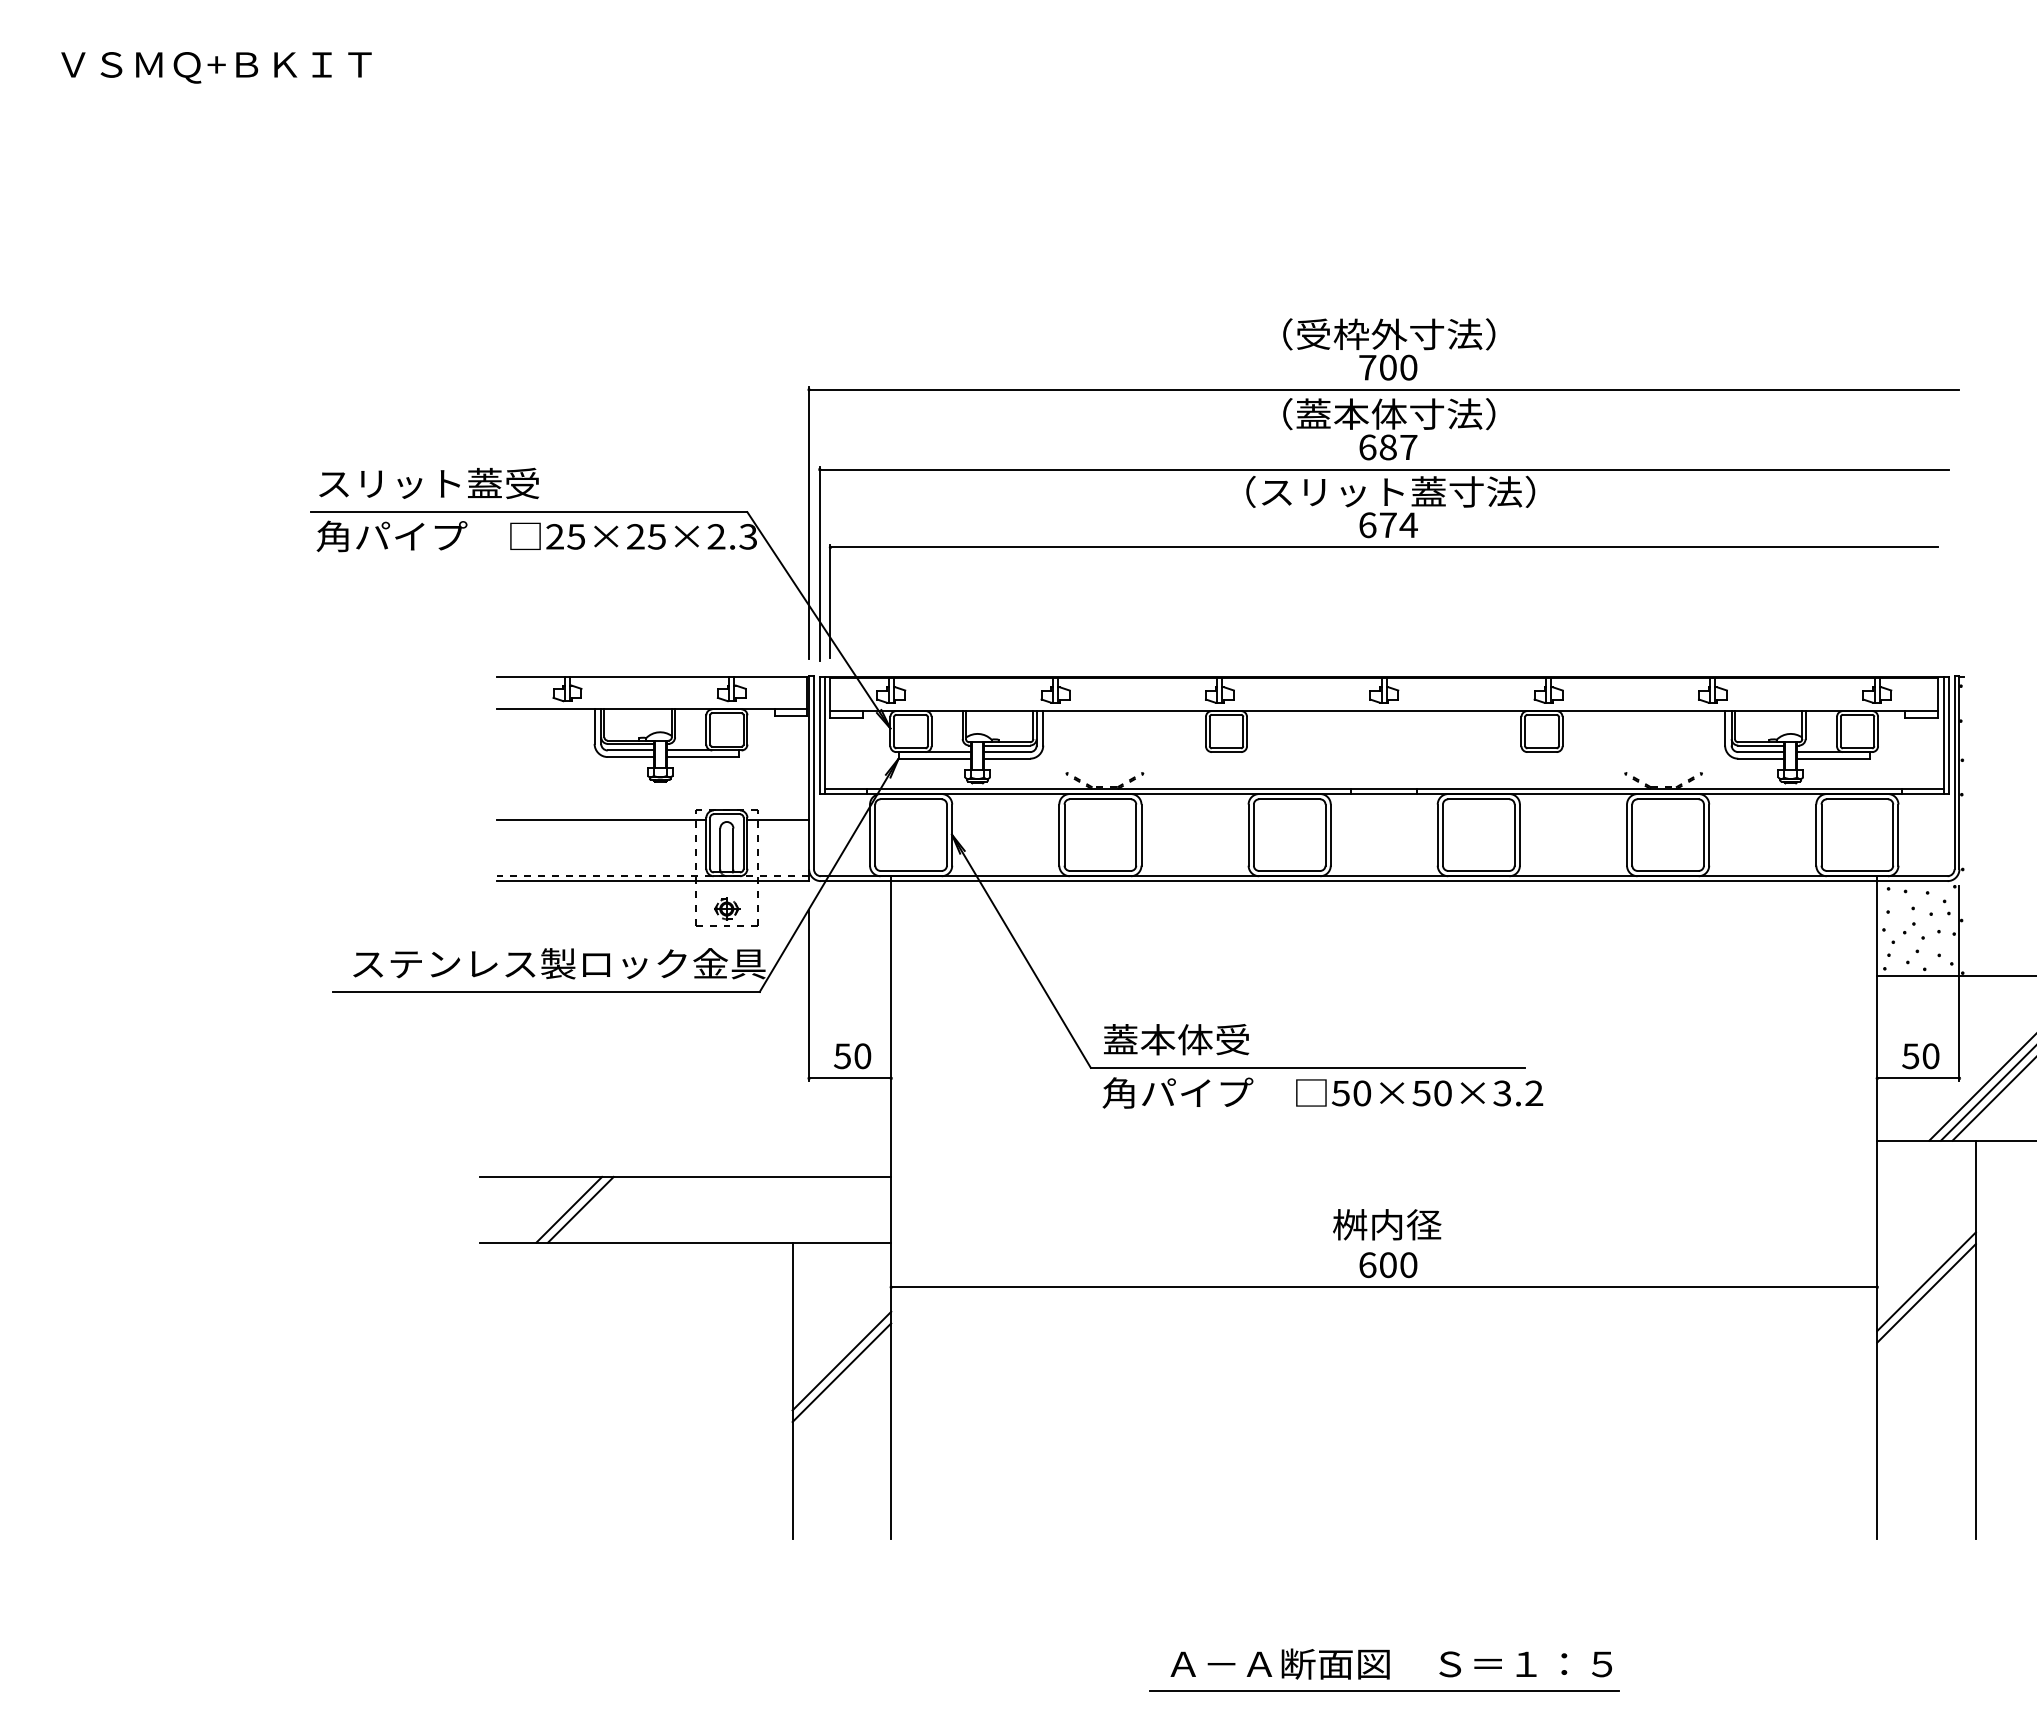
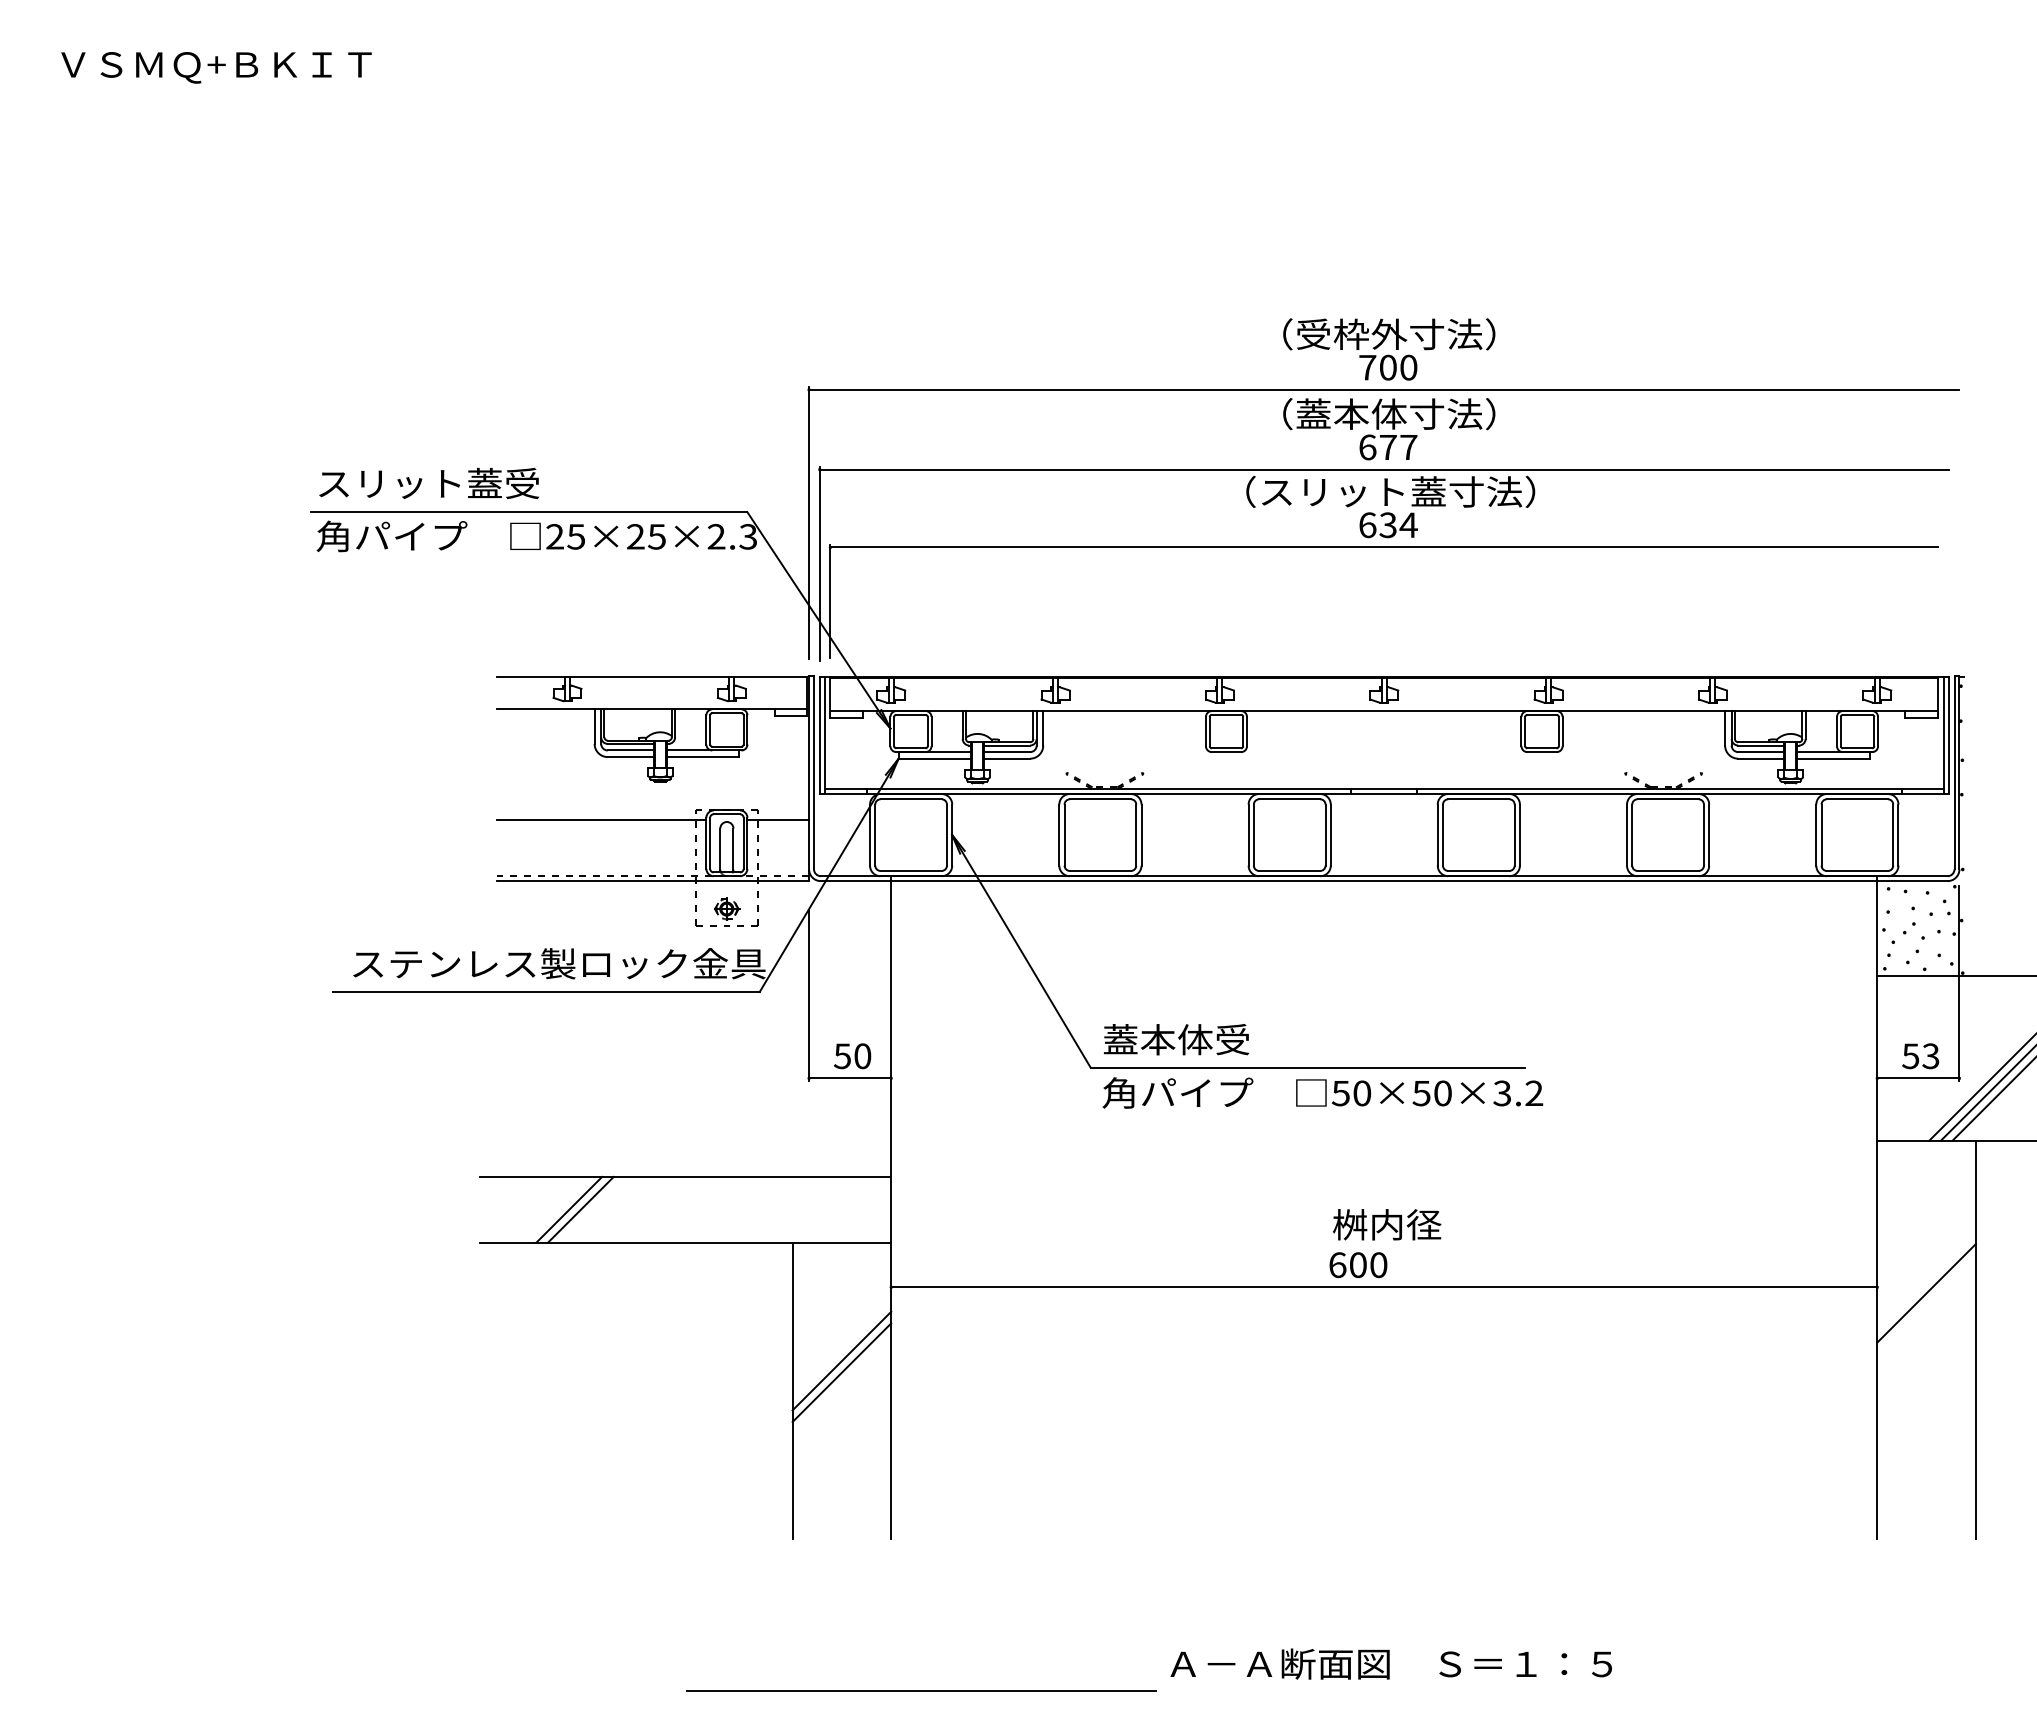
text: 687 -> 677 (1387, 447)
text: 674 -> 634 (1387, 525)
text: 50 -> 53 (1930, 1056)
text position: (1388, 1265) -> (1358, 1265) (1358, 1265)
line: present -> none (1926, 1281)
line position: (1384, 1690) -> (921, 1690) (921, 1690)
